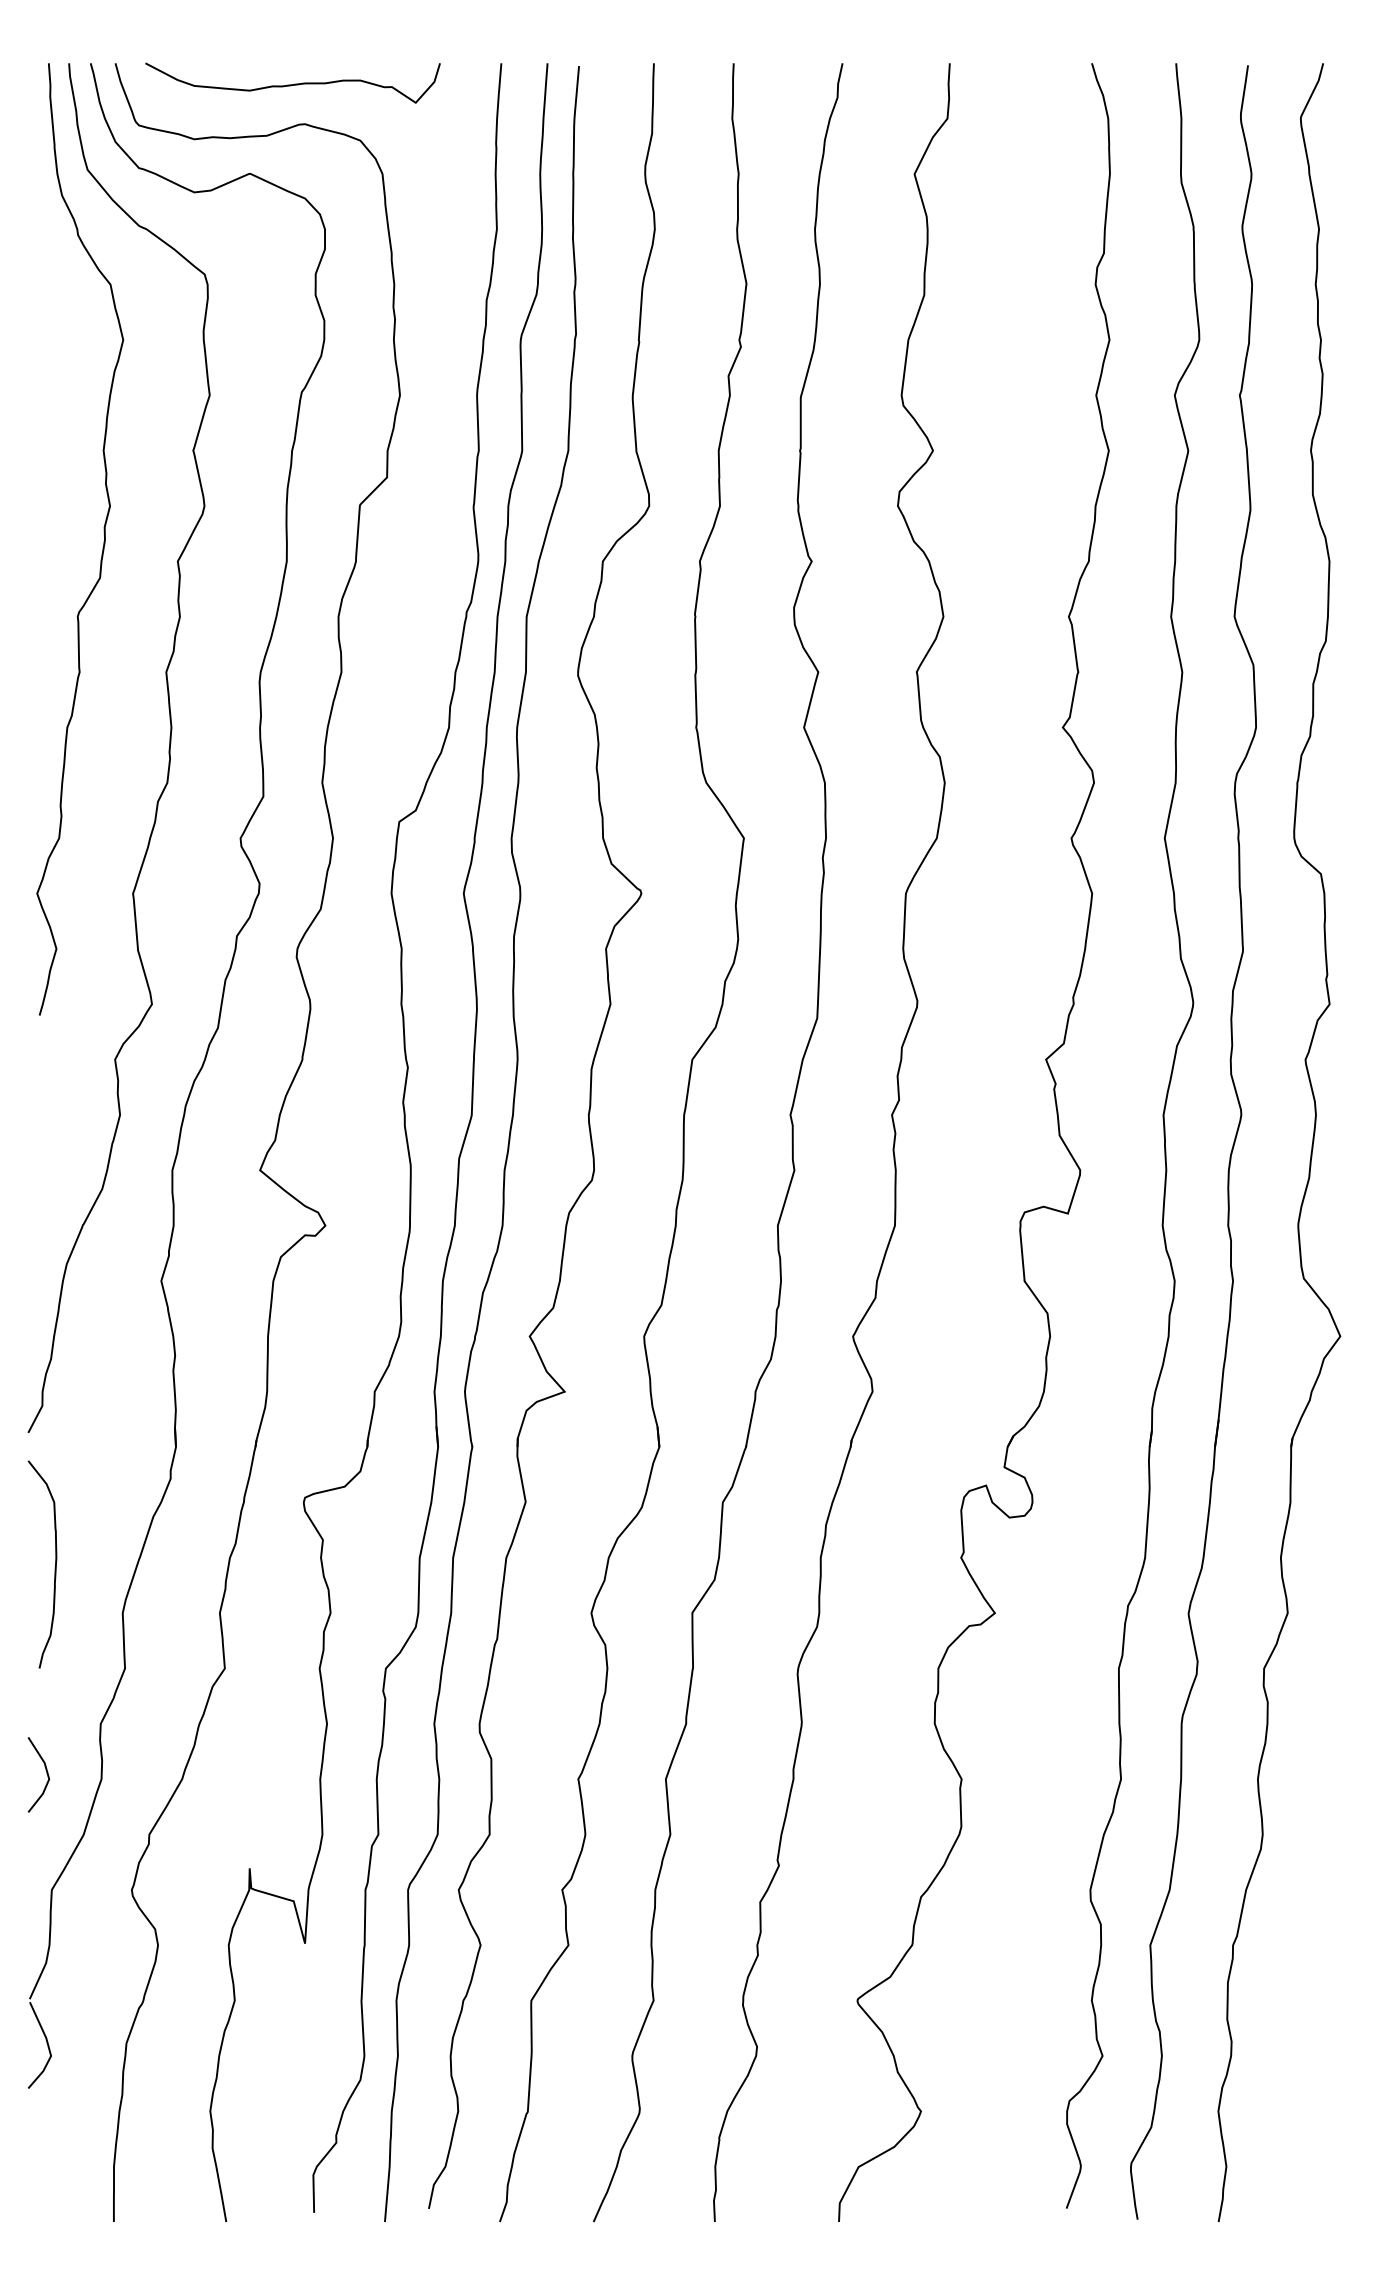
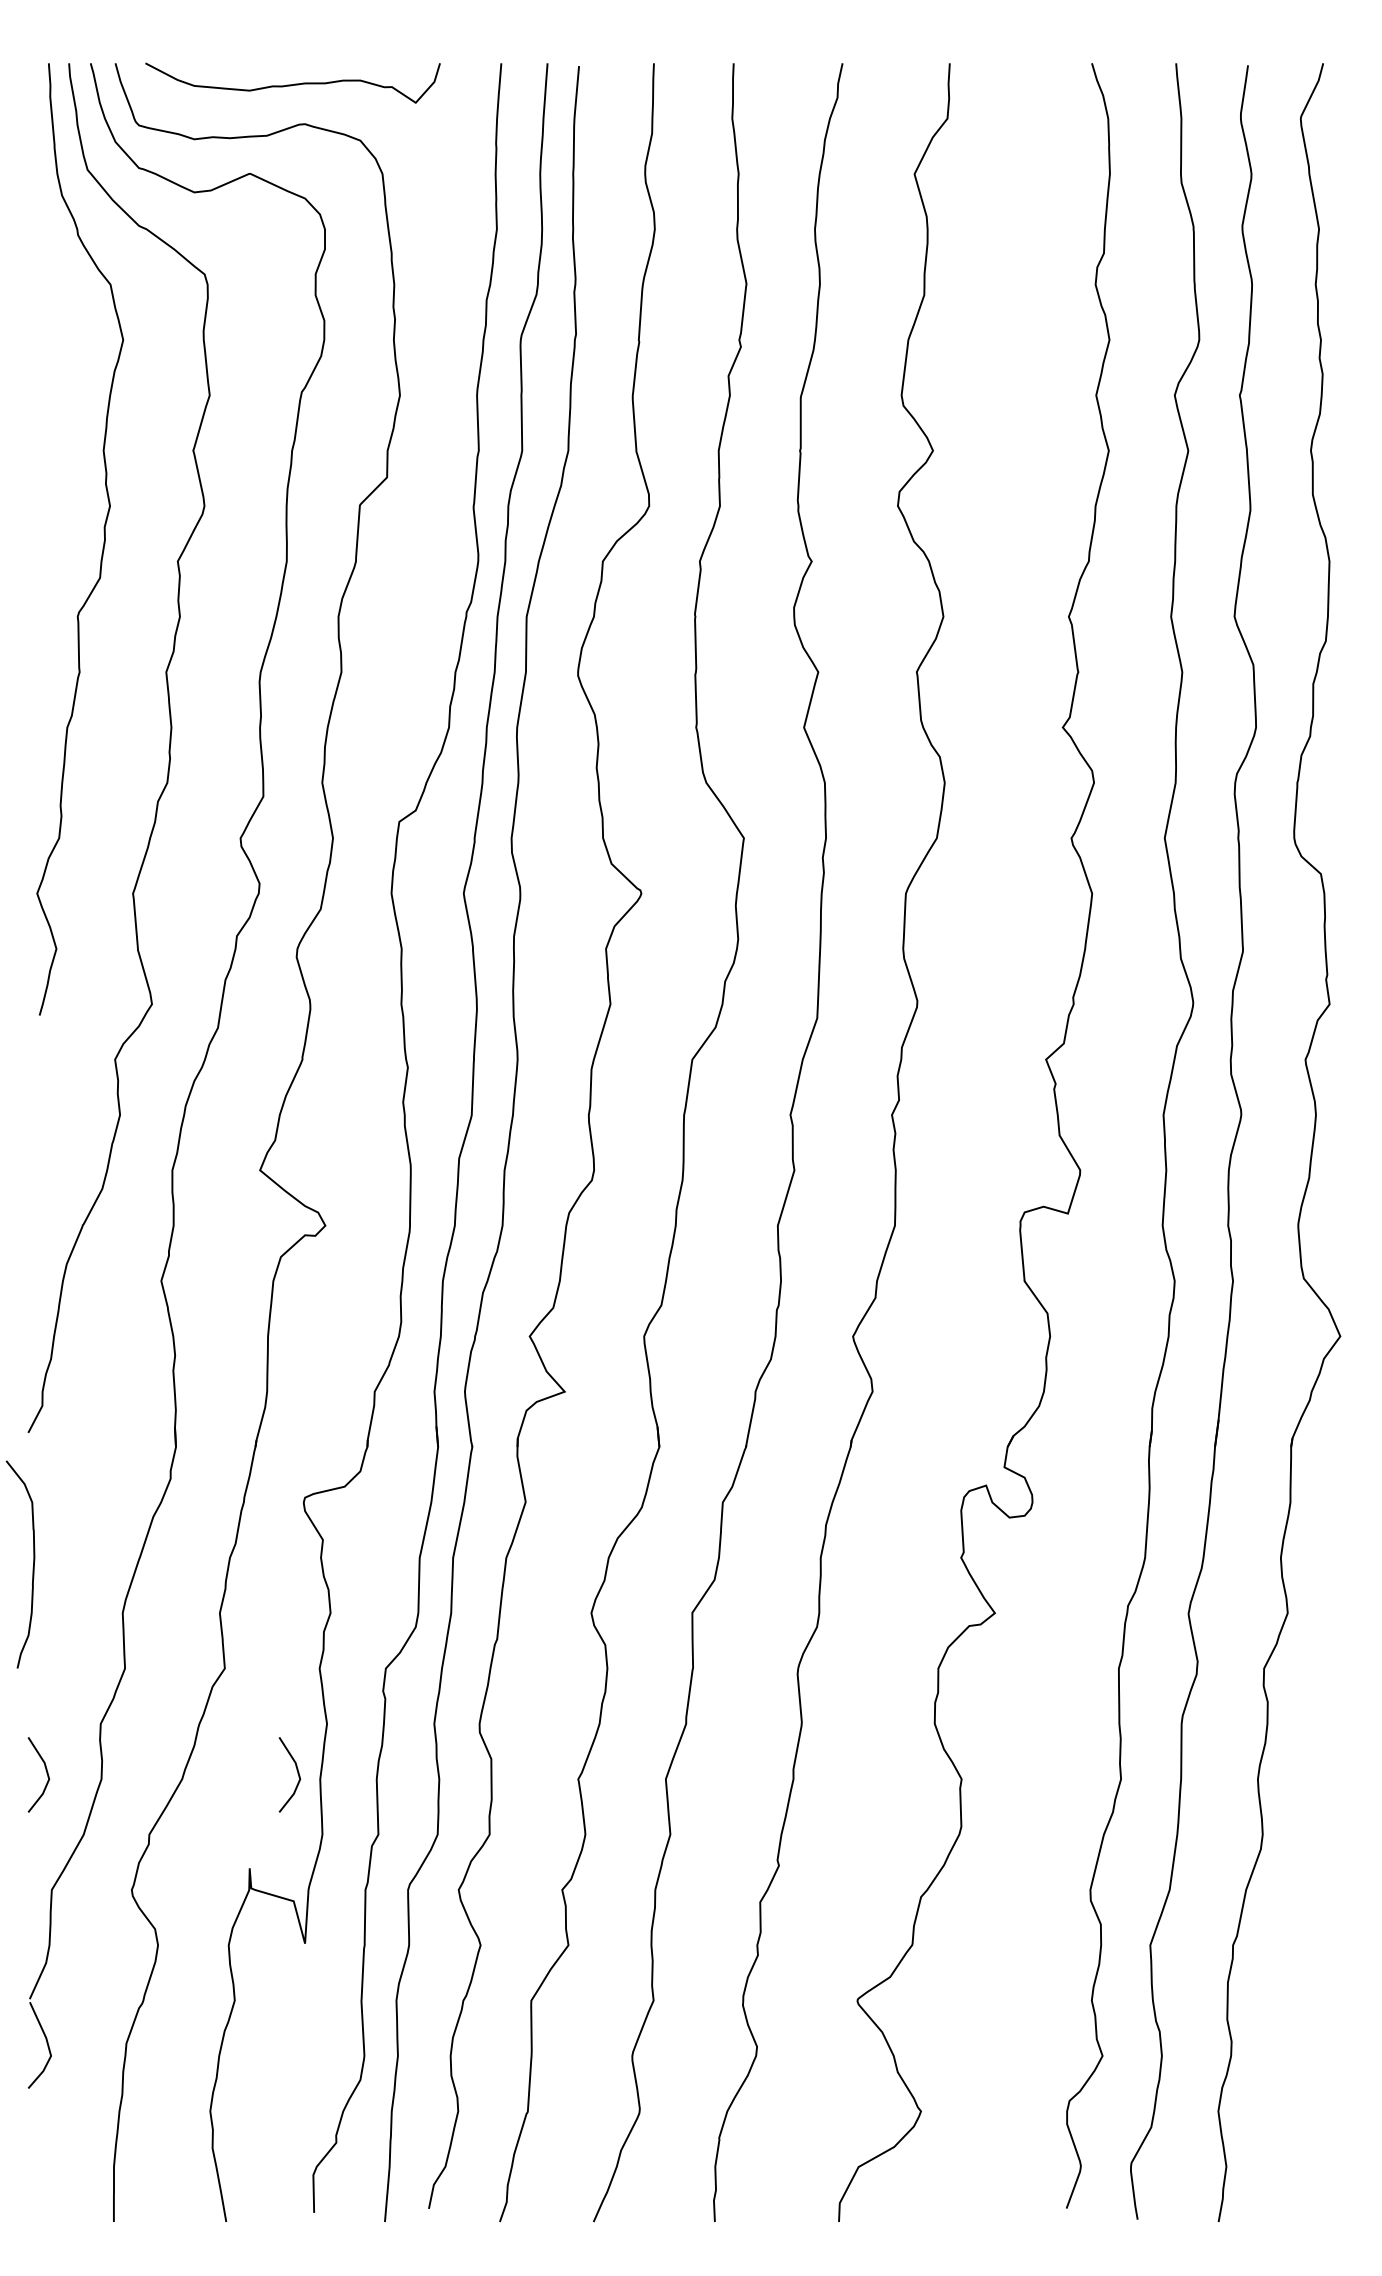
curve position: (54, 1567) -> (32, 1567) (32, 1567)
line: none -> present (296, 1770)
